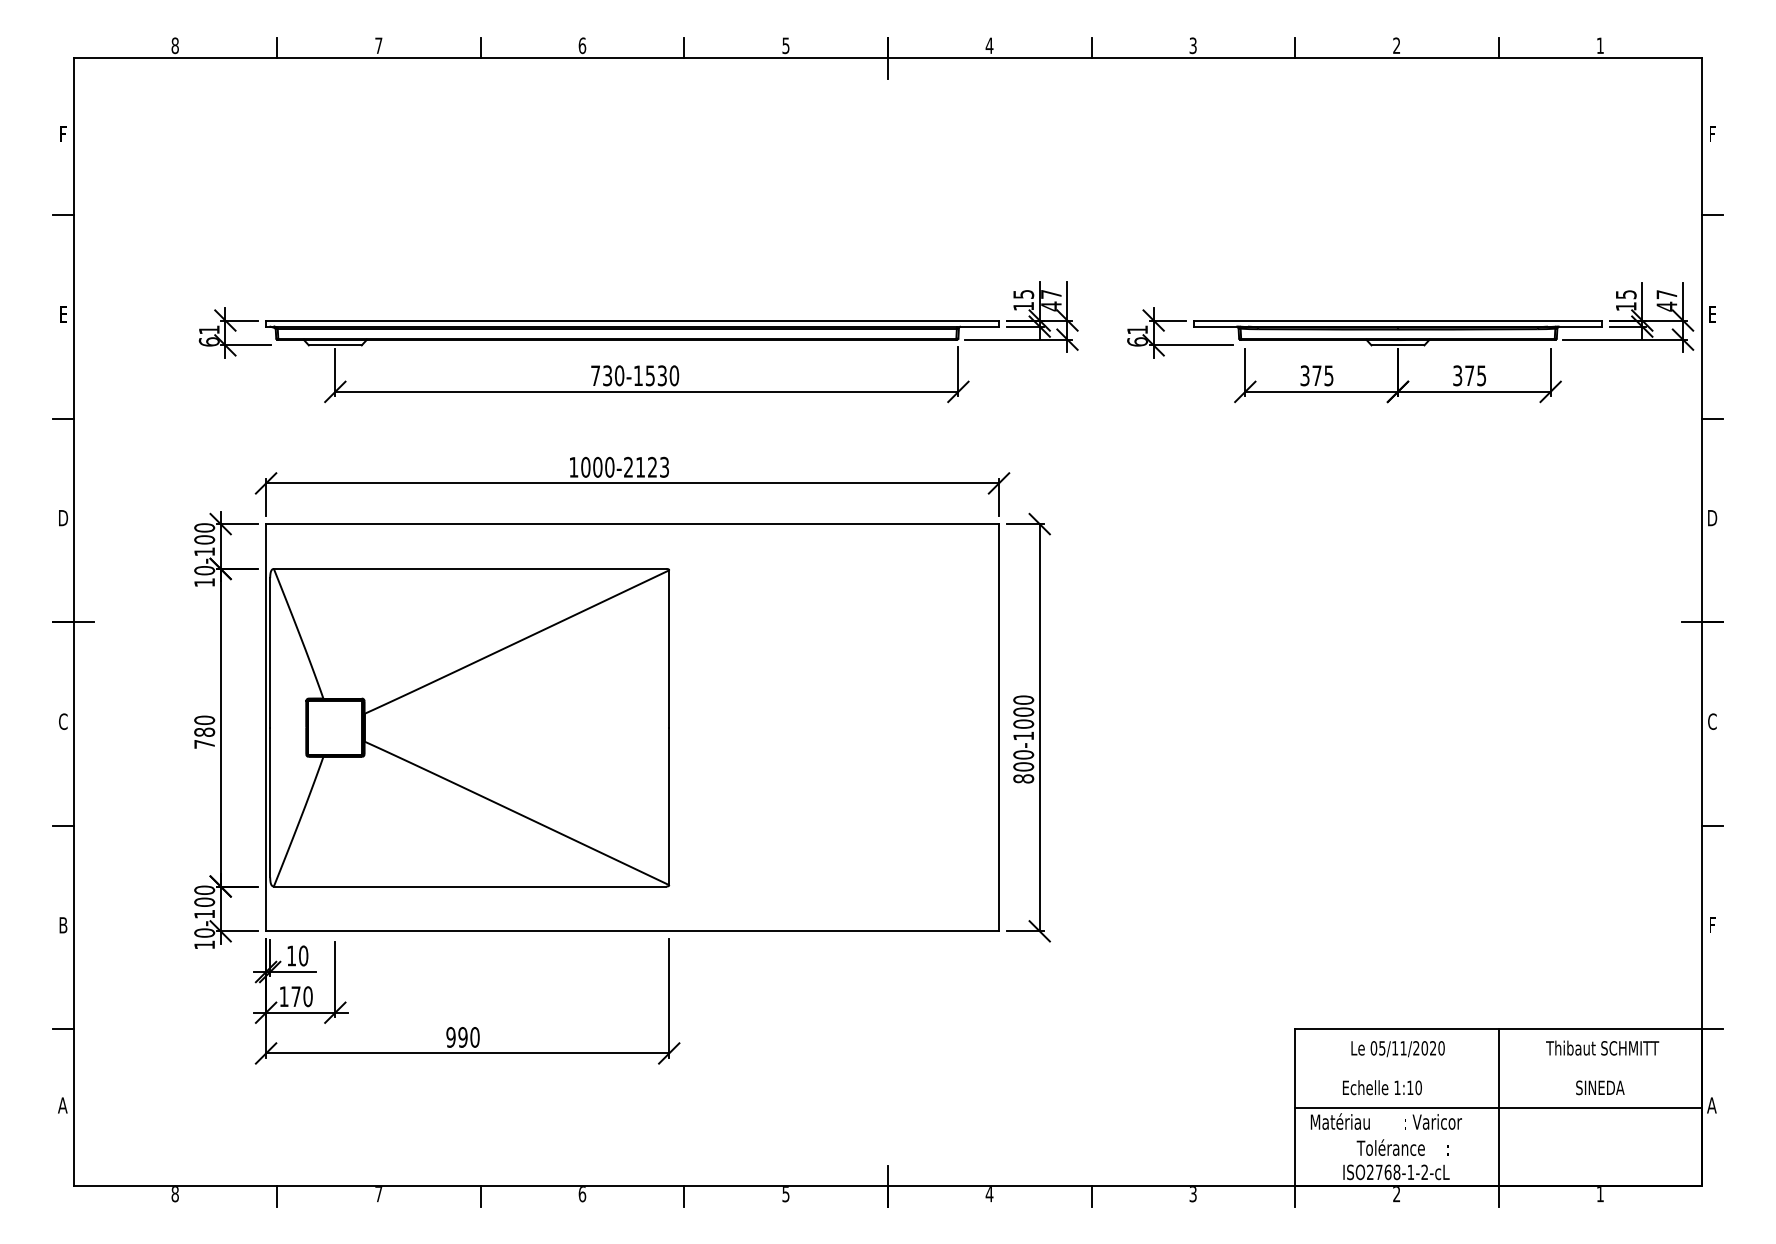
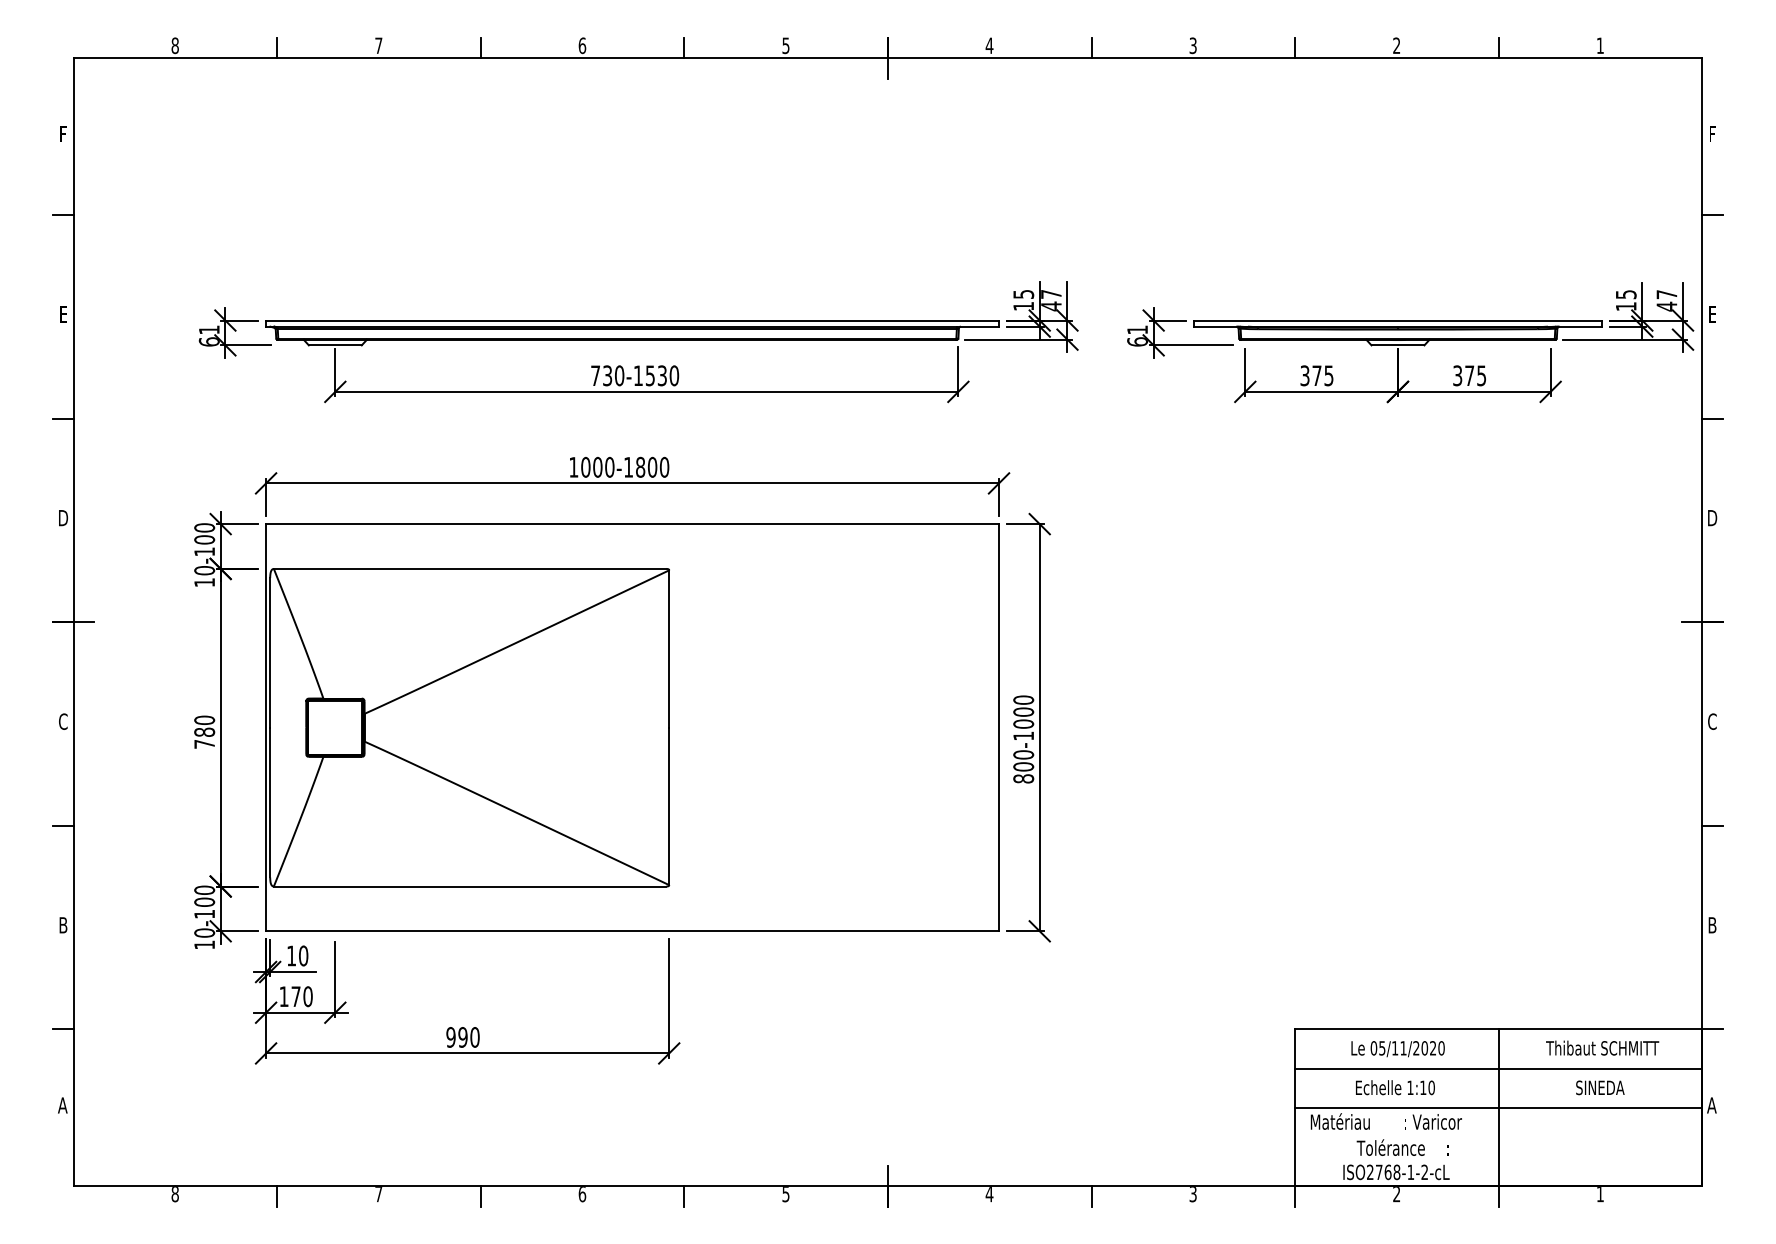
text: 1000-2123 -> 1000-1800 (646, 466)
text: F -> B (1712, 925)
line: none -> present (1498, 1068)
text position: (1382, 1087) -> (1395, 1087) (1395, 1087)
